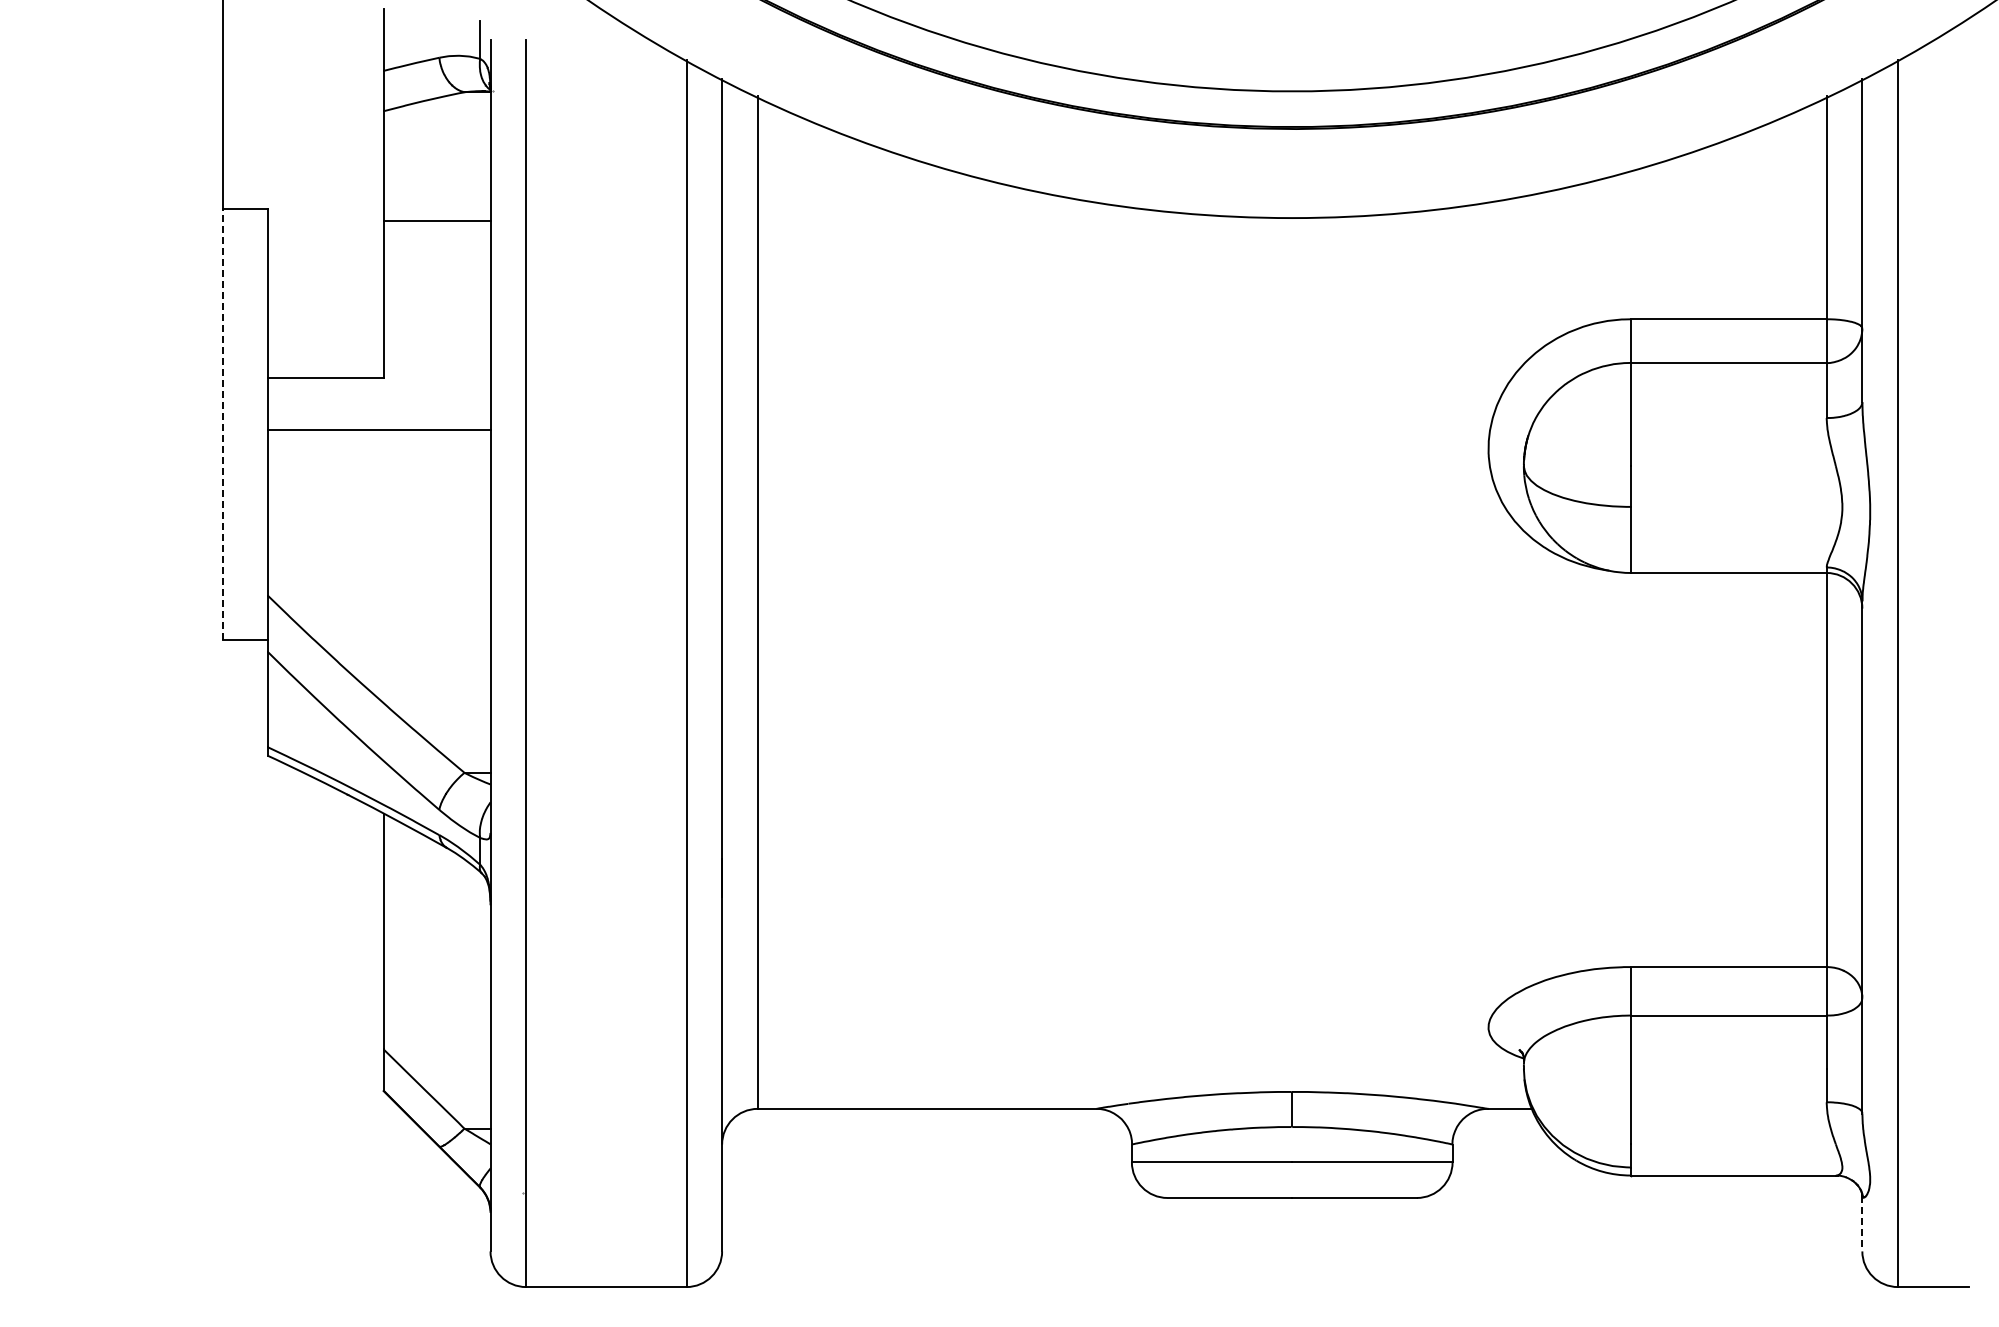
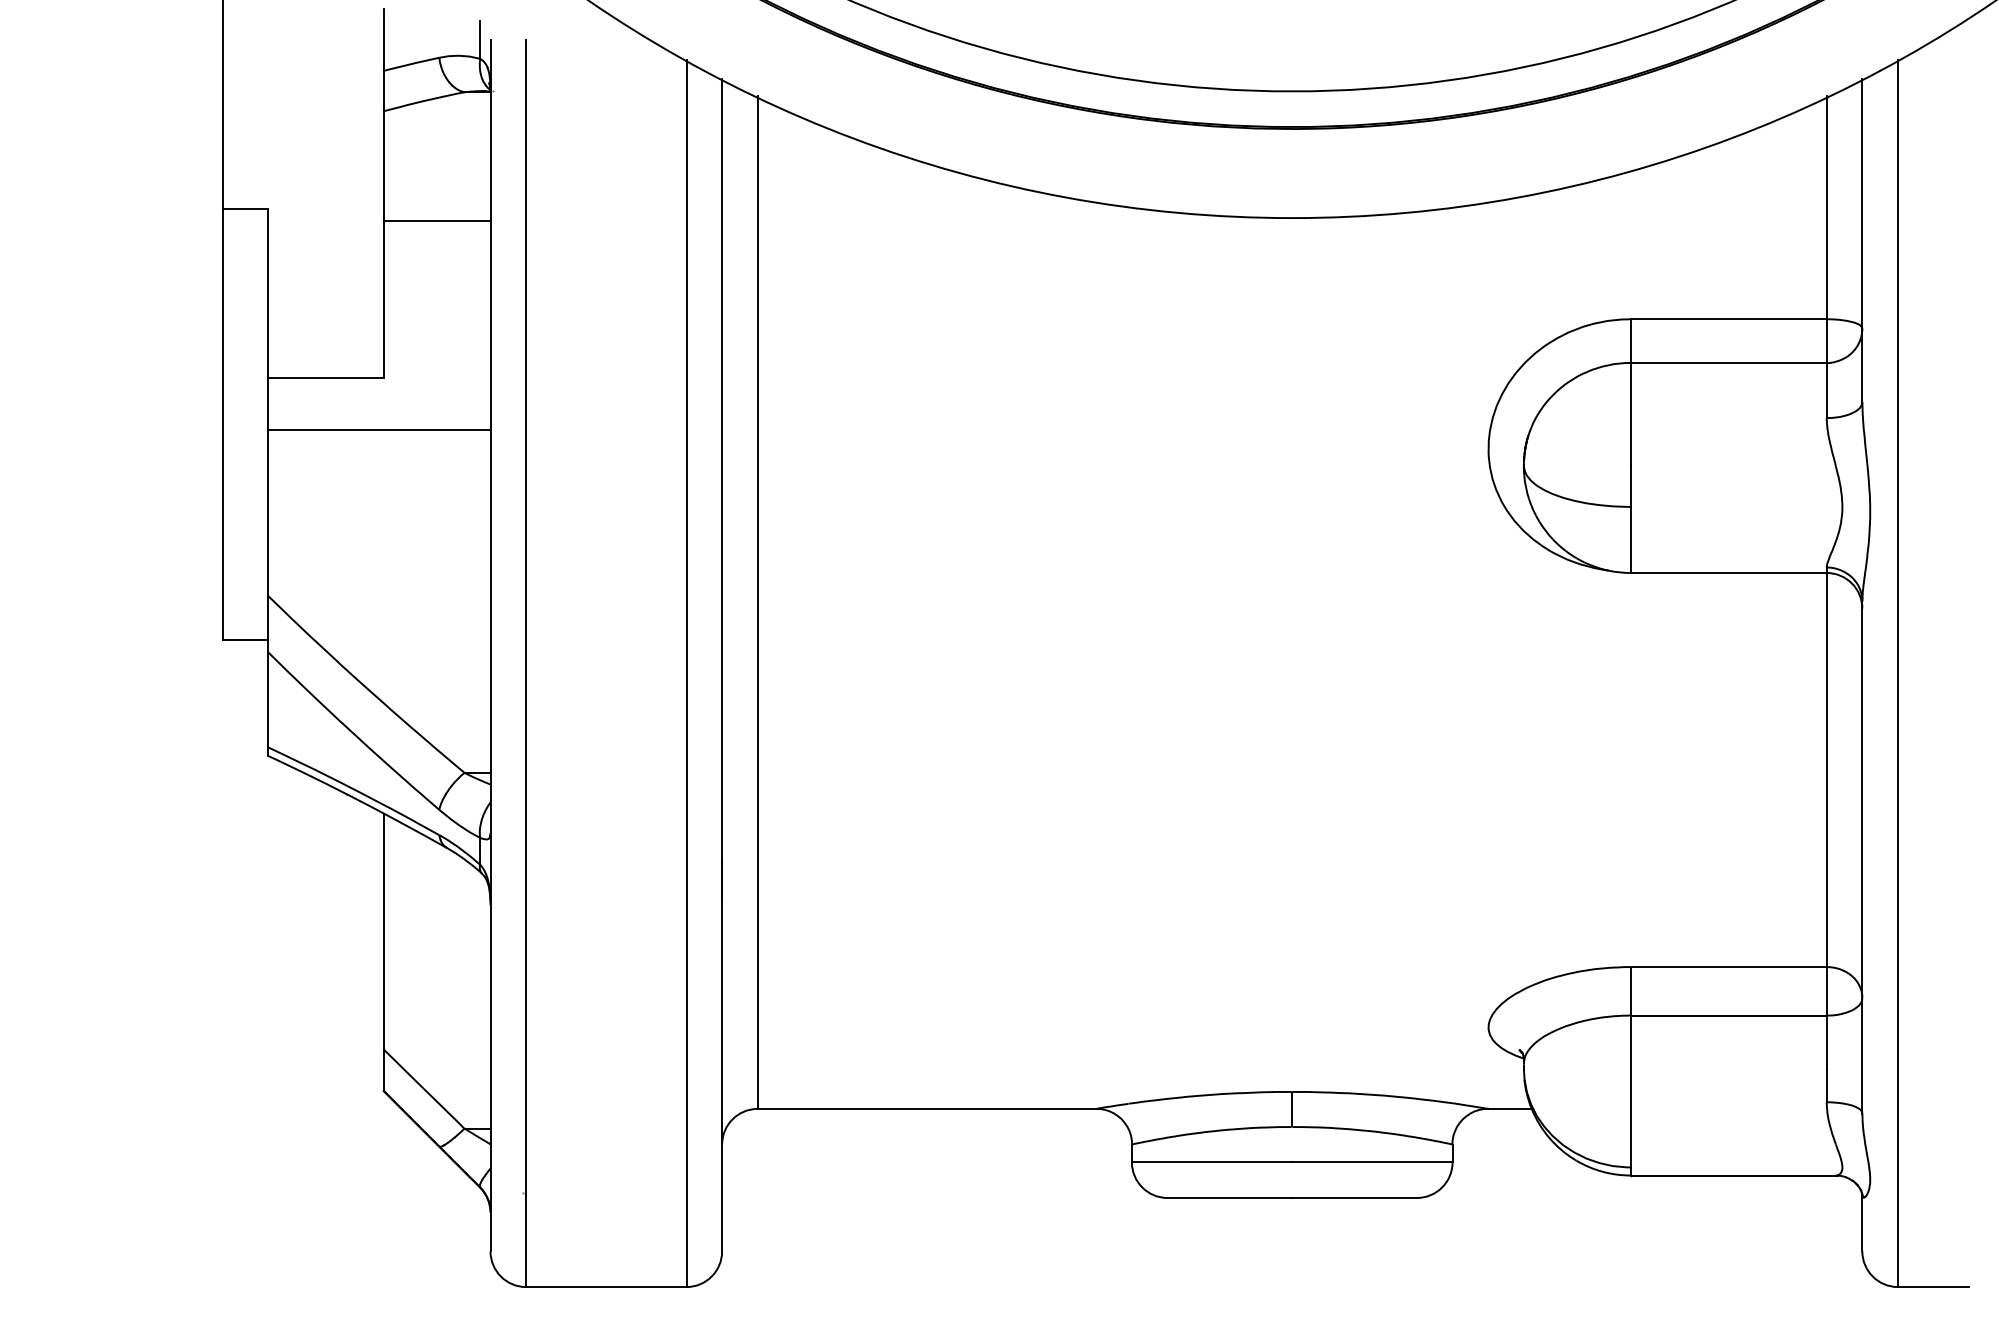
line: dashed -> solid (223, 424)
line: dashed -> solid (1862, 1223)
